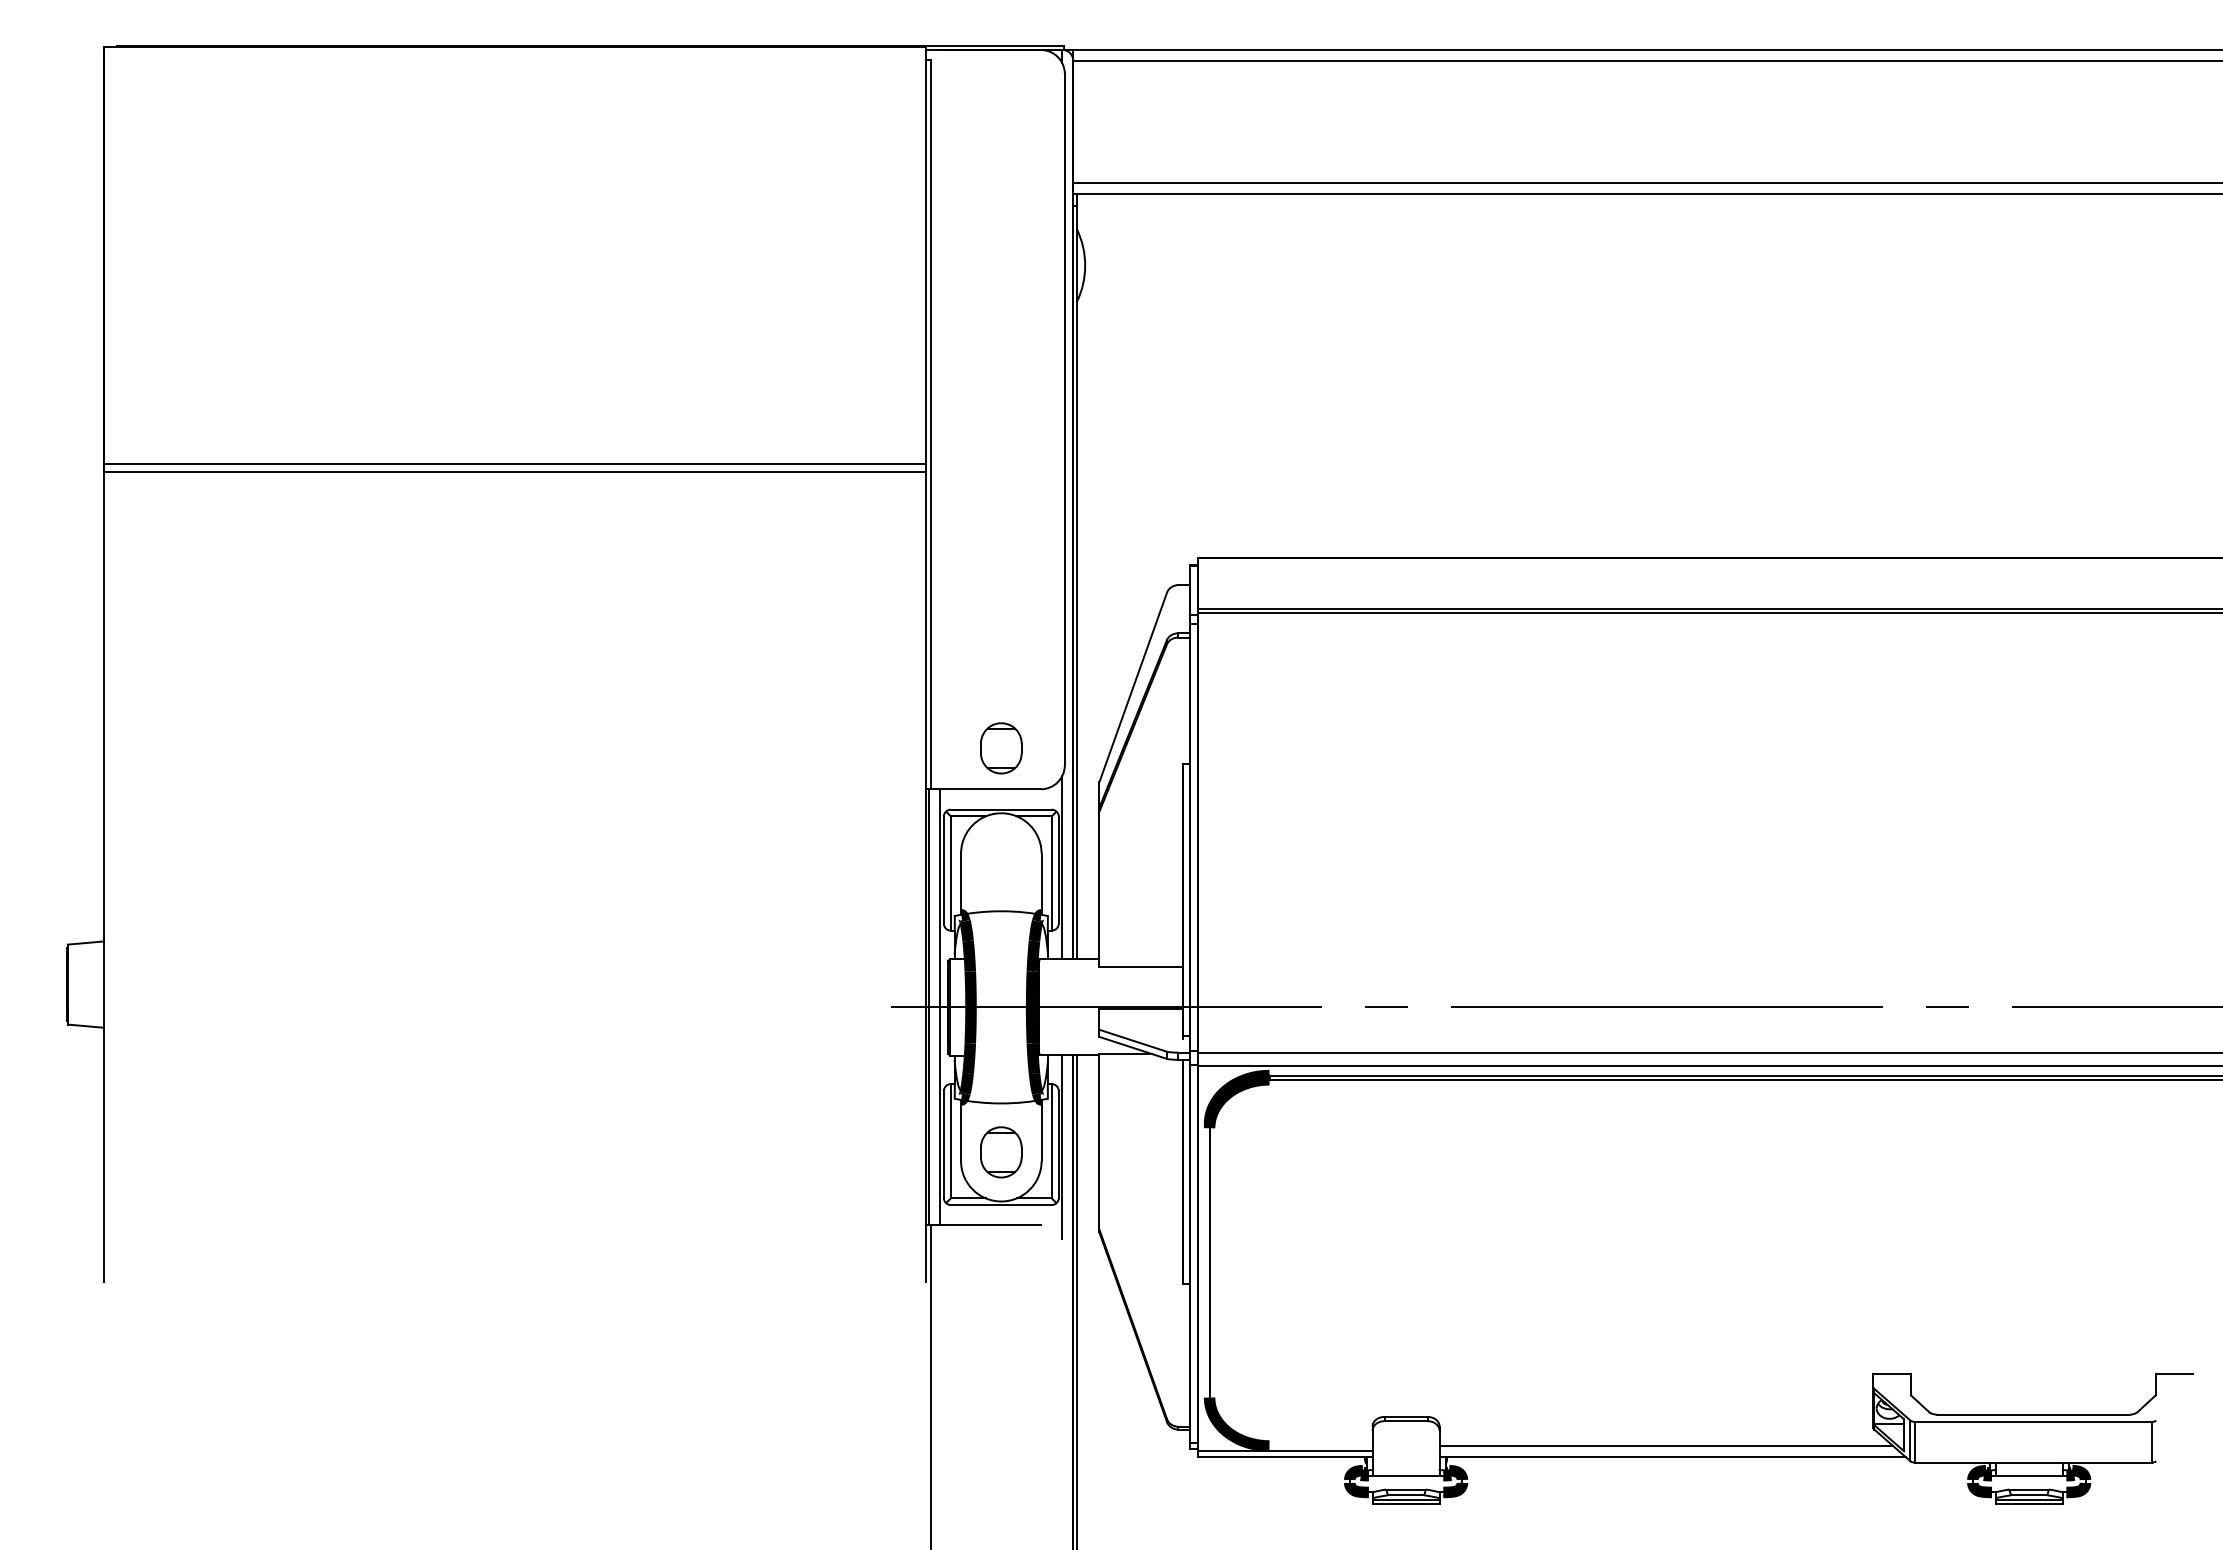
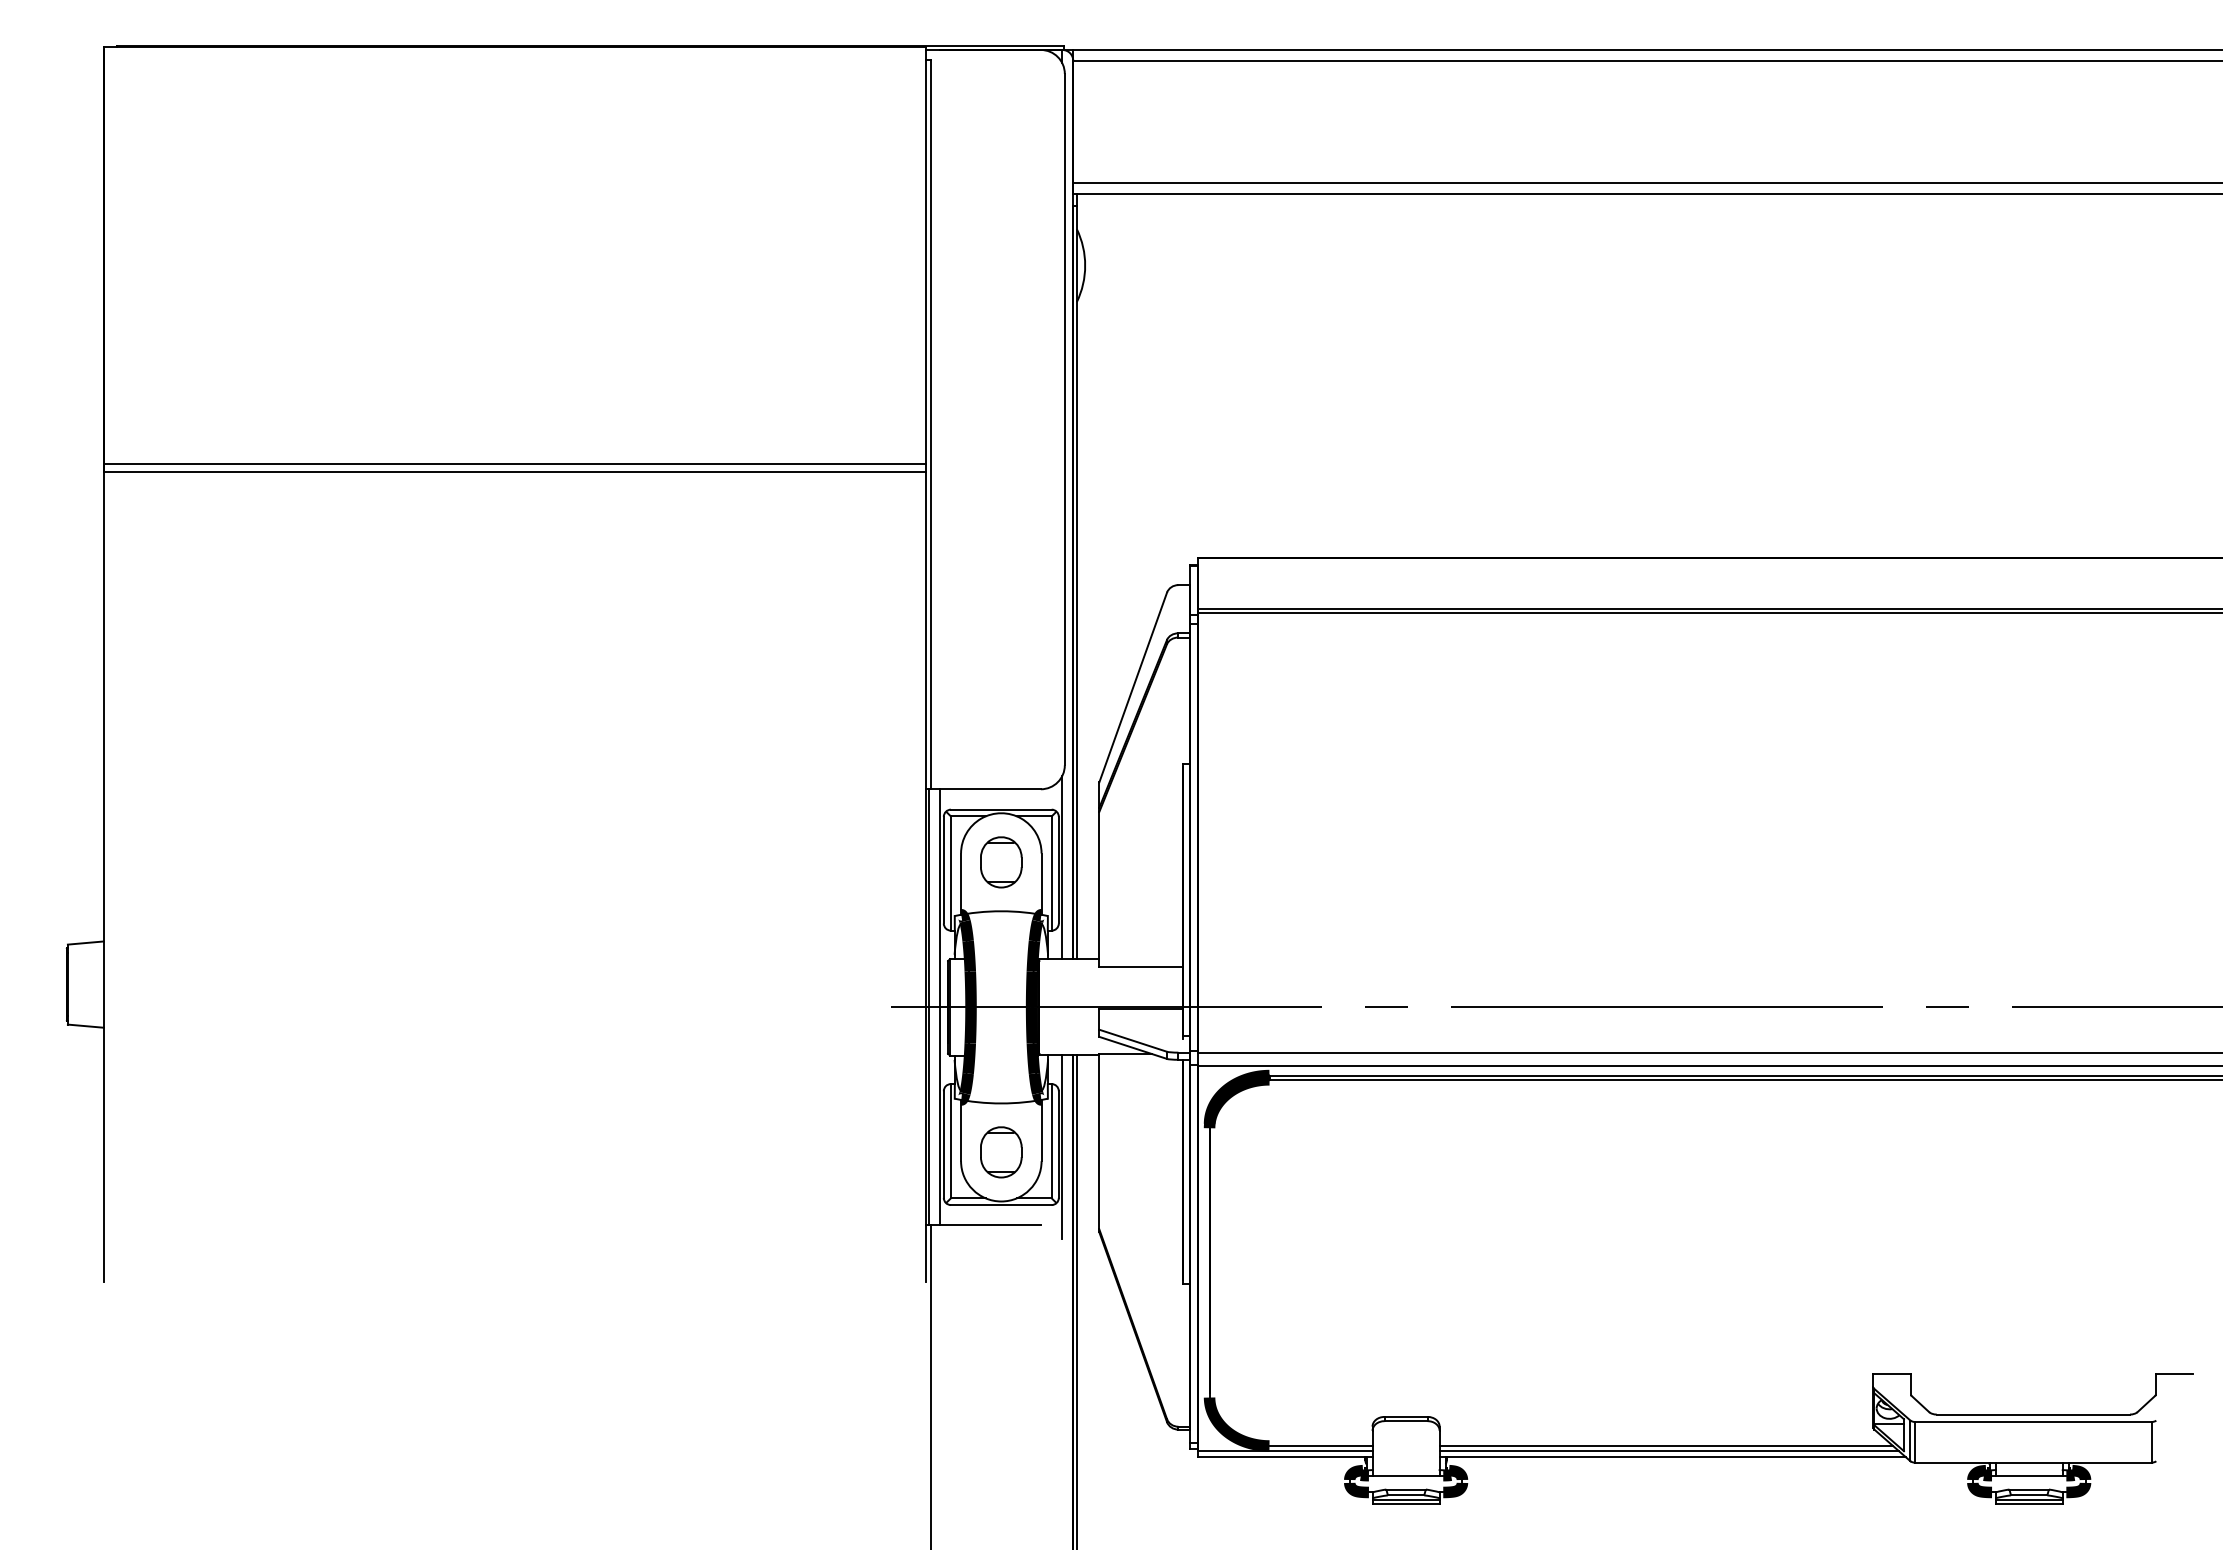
part position: (1001, 748) -> (1001, 862) (1001, 862)
line: none -> present (1320, 1445)
line: none -> present (1669, 1451)
